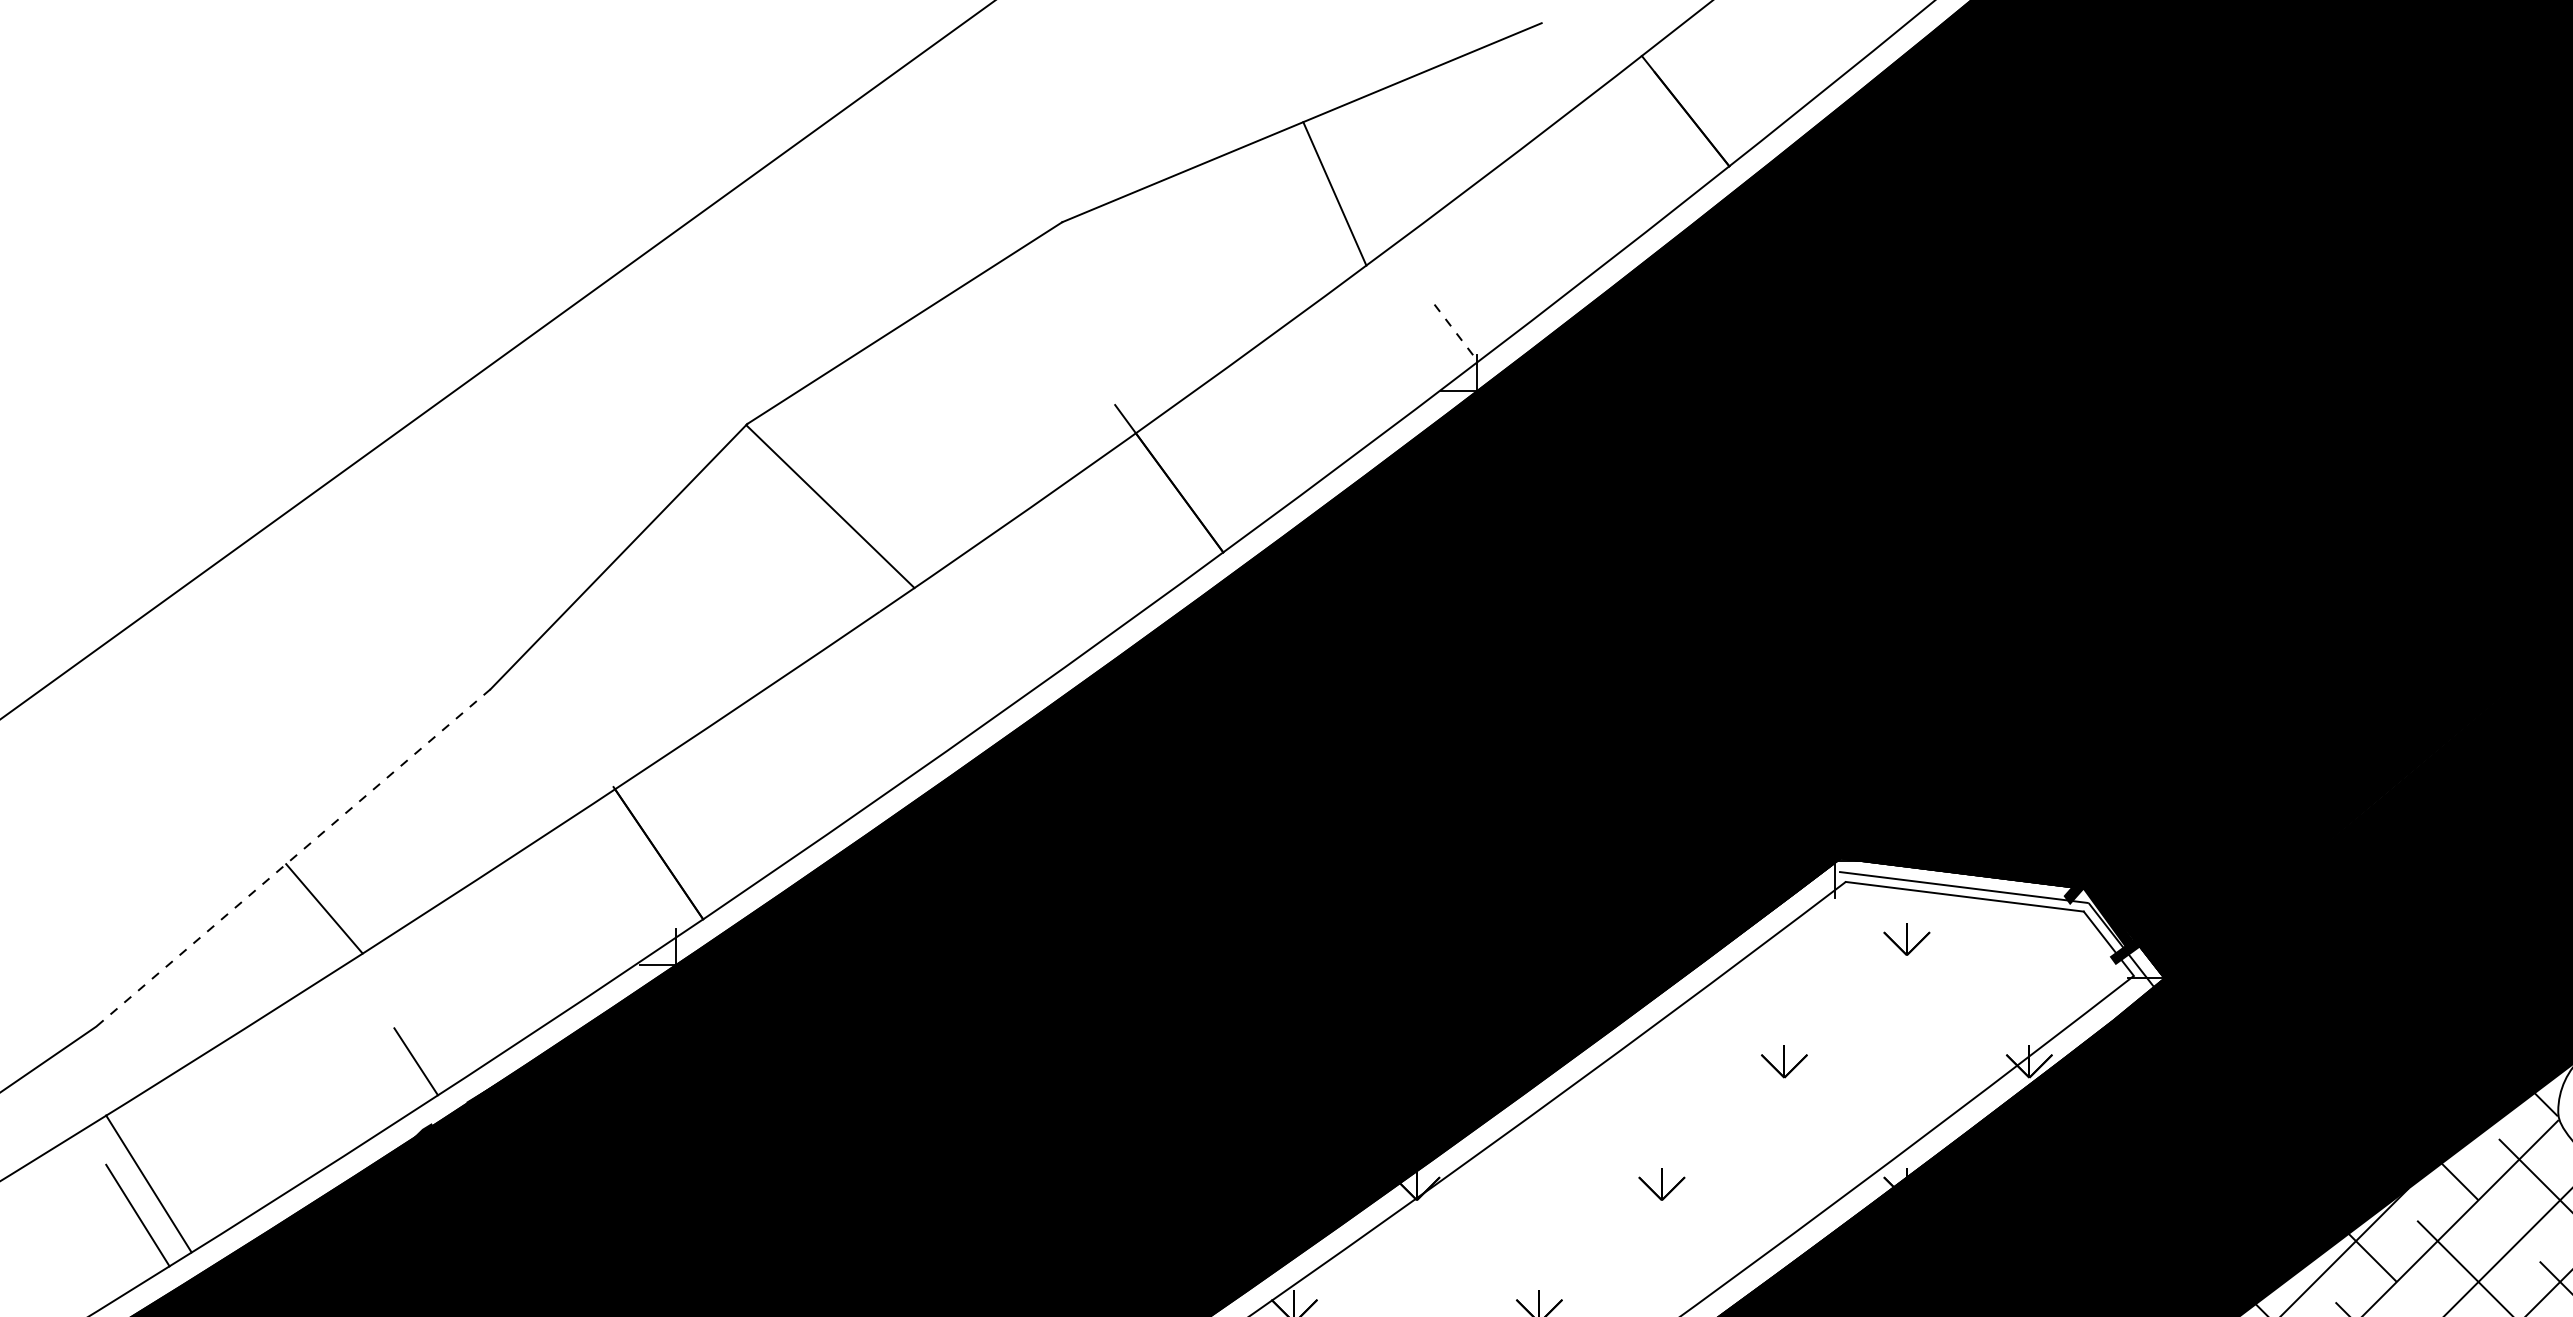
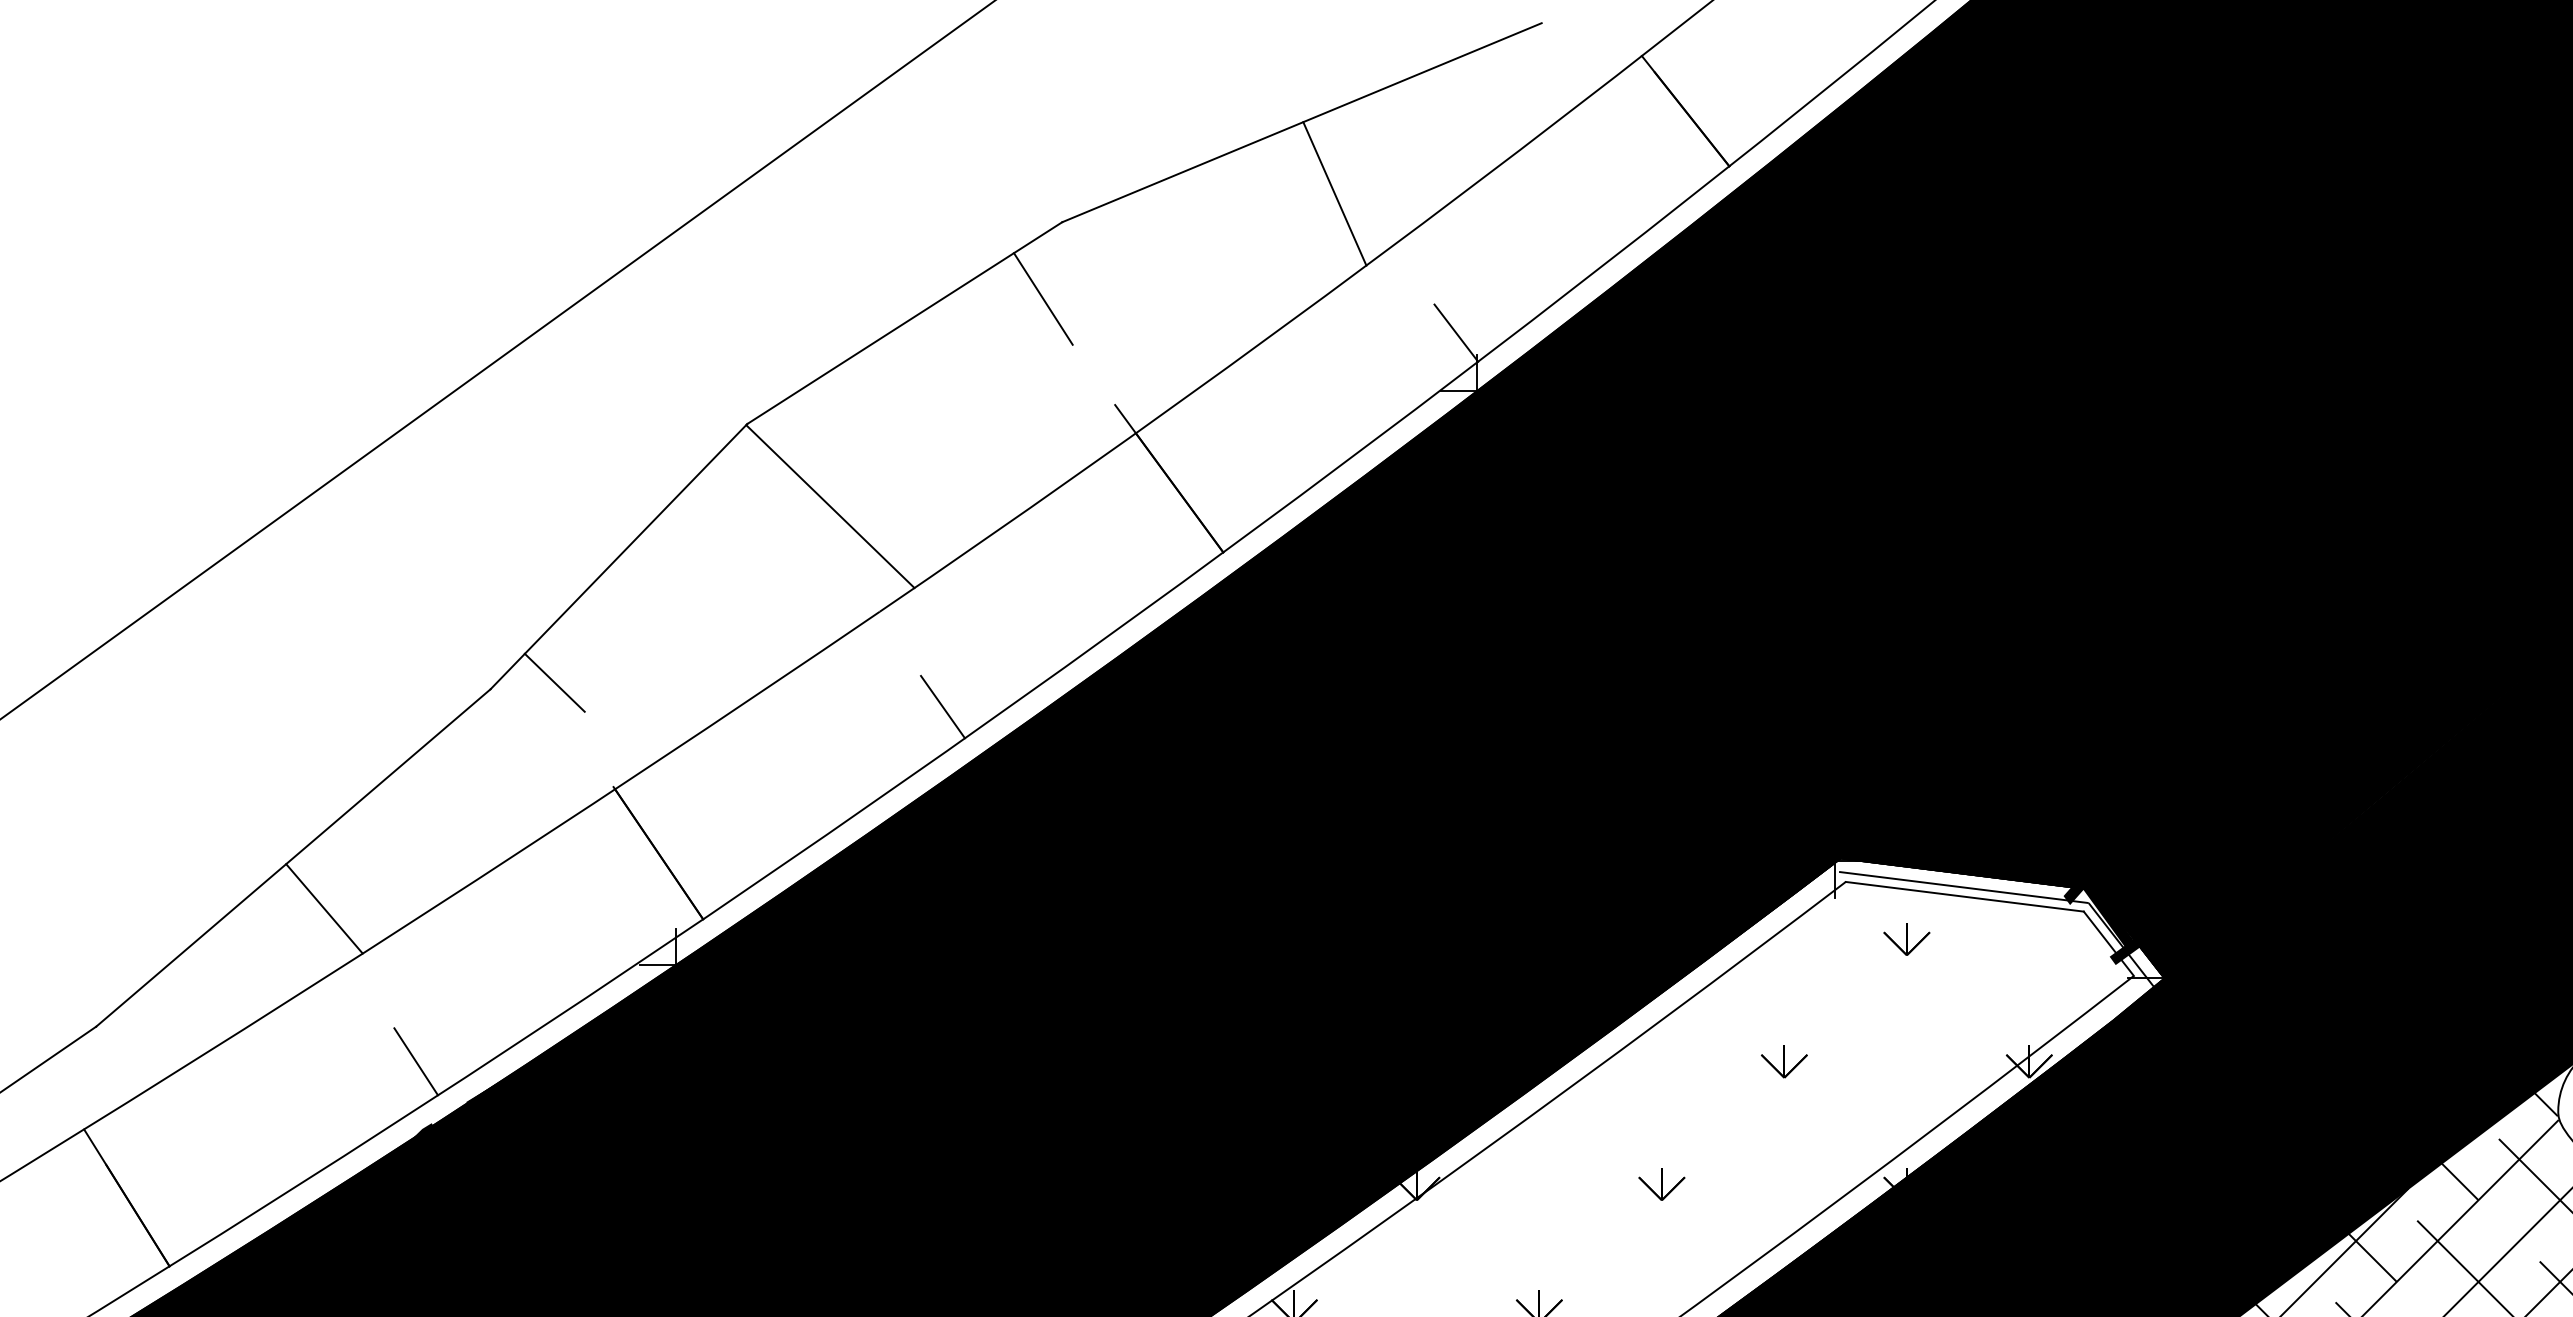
line: none -> present (1042, 298)
line: dashed -> solid (1456, 333)
line: none -> present (554, 682)
line: none -> present (942, 706)
line: dashed -> solid (293, 857)
line position: (148, 1183) -> (126, 1197) (126, 1197)
